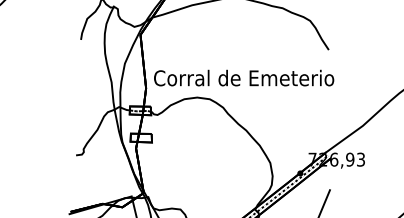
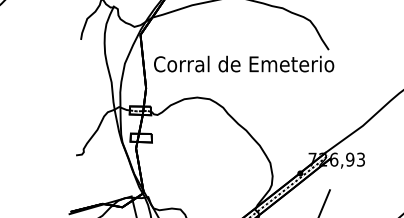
text position: (244, 77) -> (244, 63) (244, 63)
